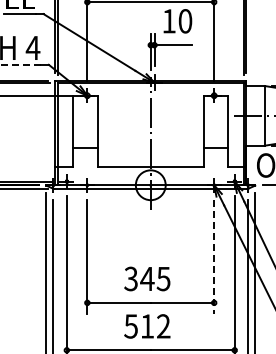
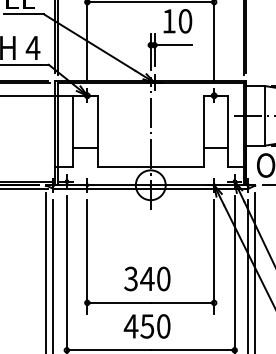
line: dashed -> solid (20, 64)
line: dashed -> solid (214, 257)
text: 345 -> 340 (163, 278)
text: 512 -> 450 (146, 326)
